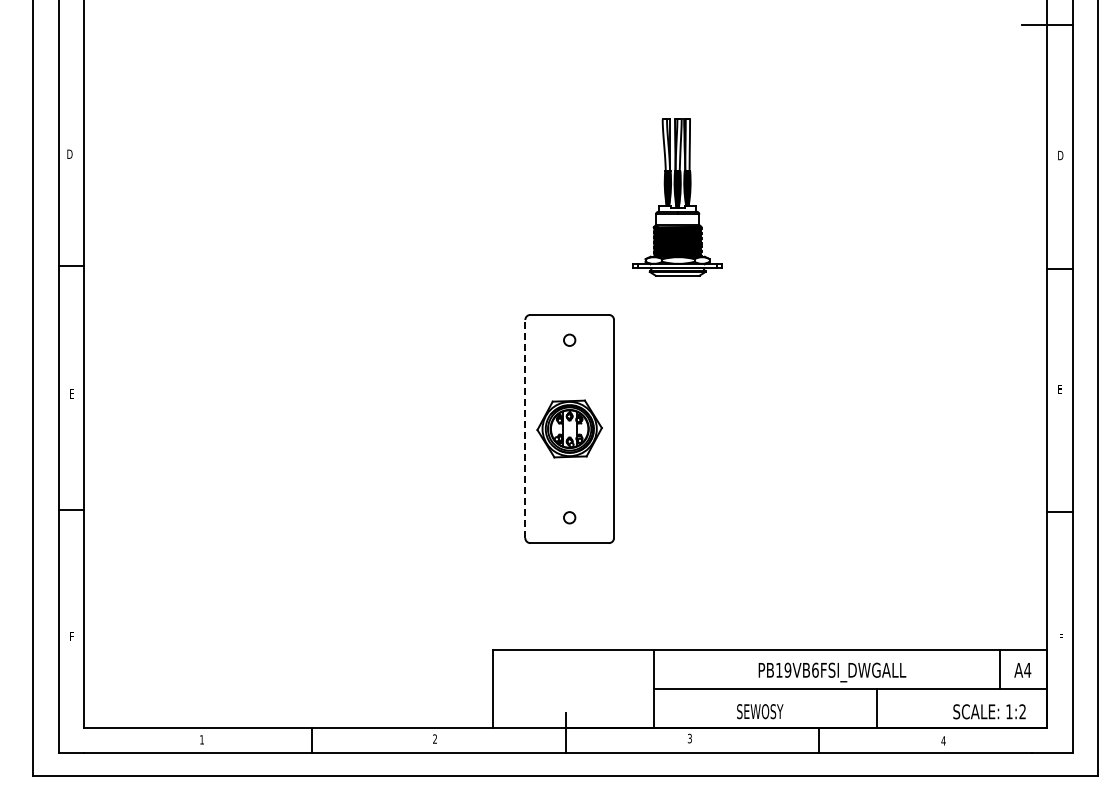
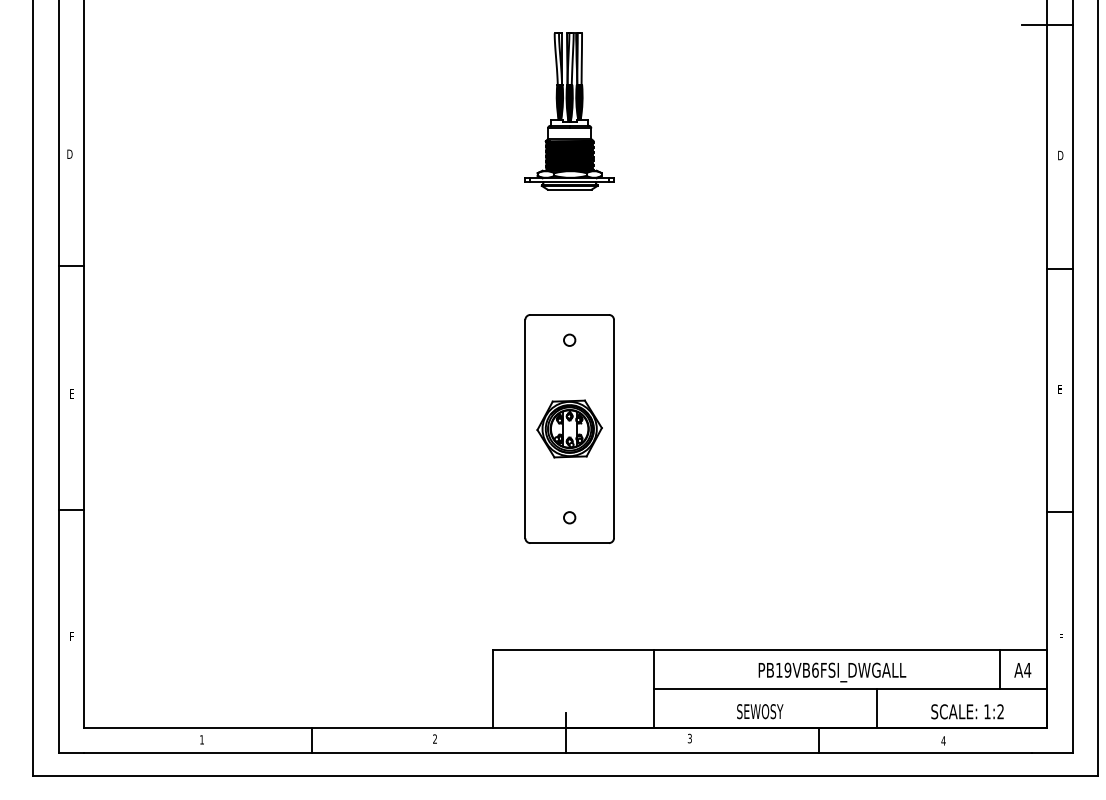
part position: (677, 197) -> (569, 111) (569, 111)
line: dashed -> solid (525, 428)
text position: (989, 711) -> (967, 711) (967, 711)
